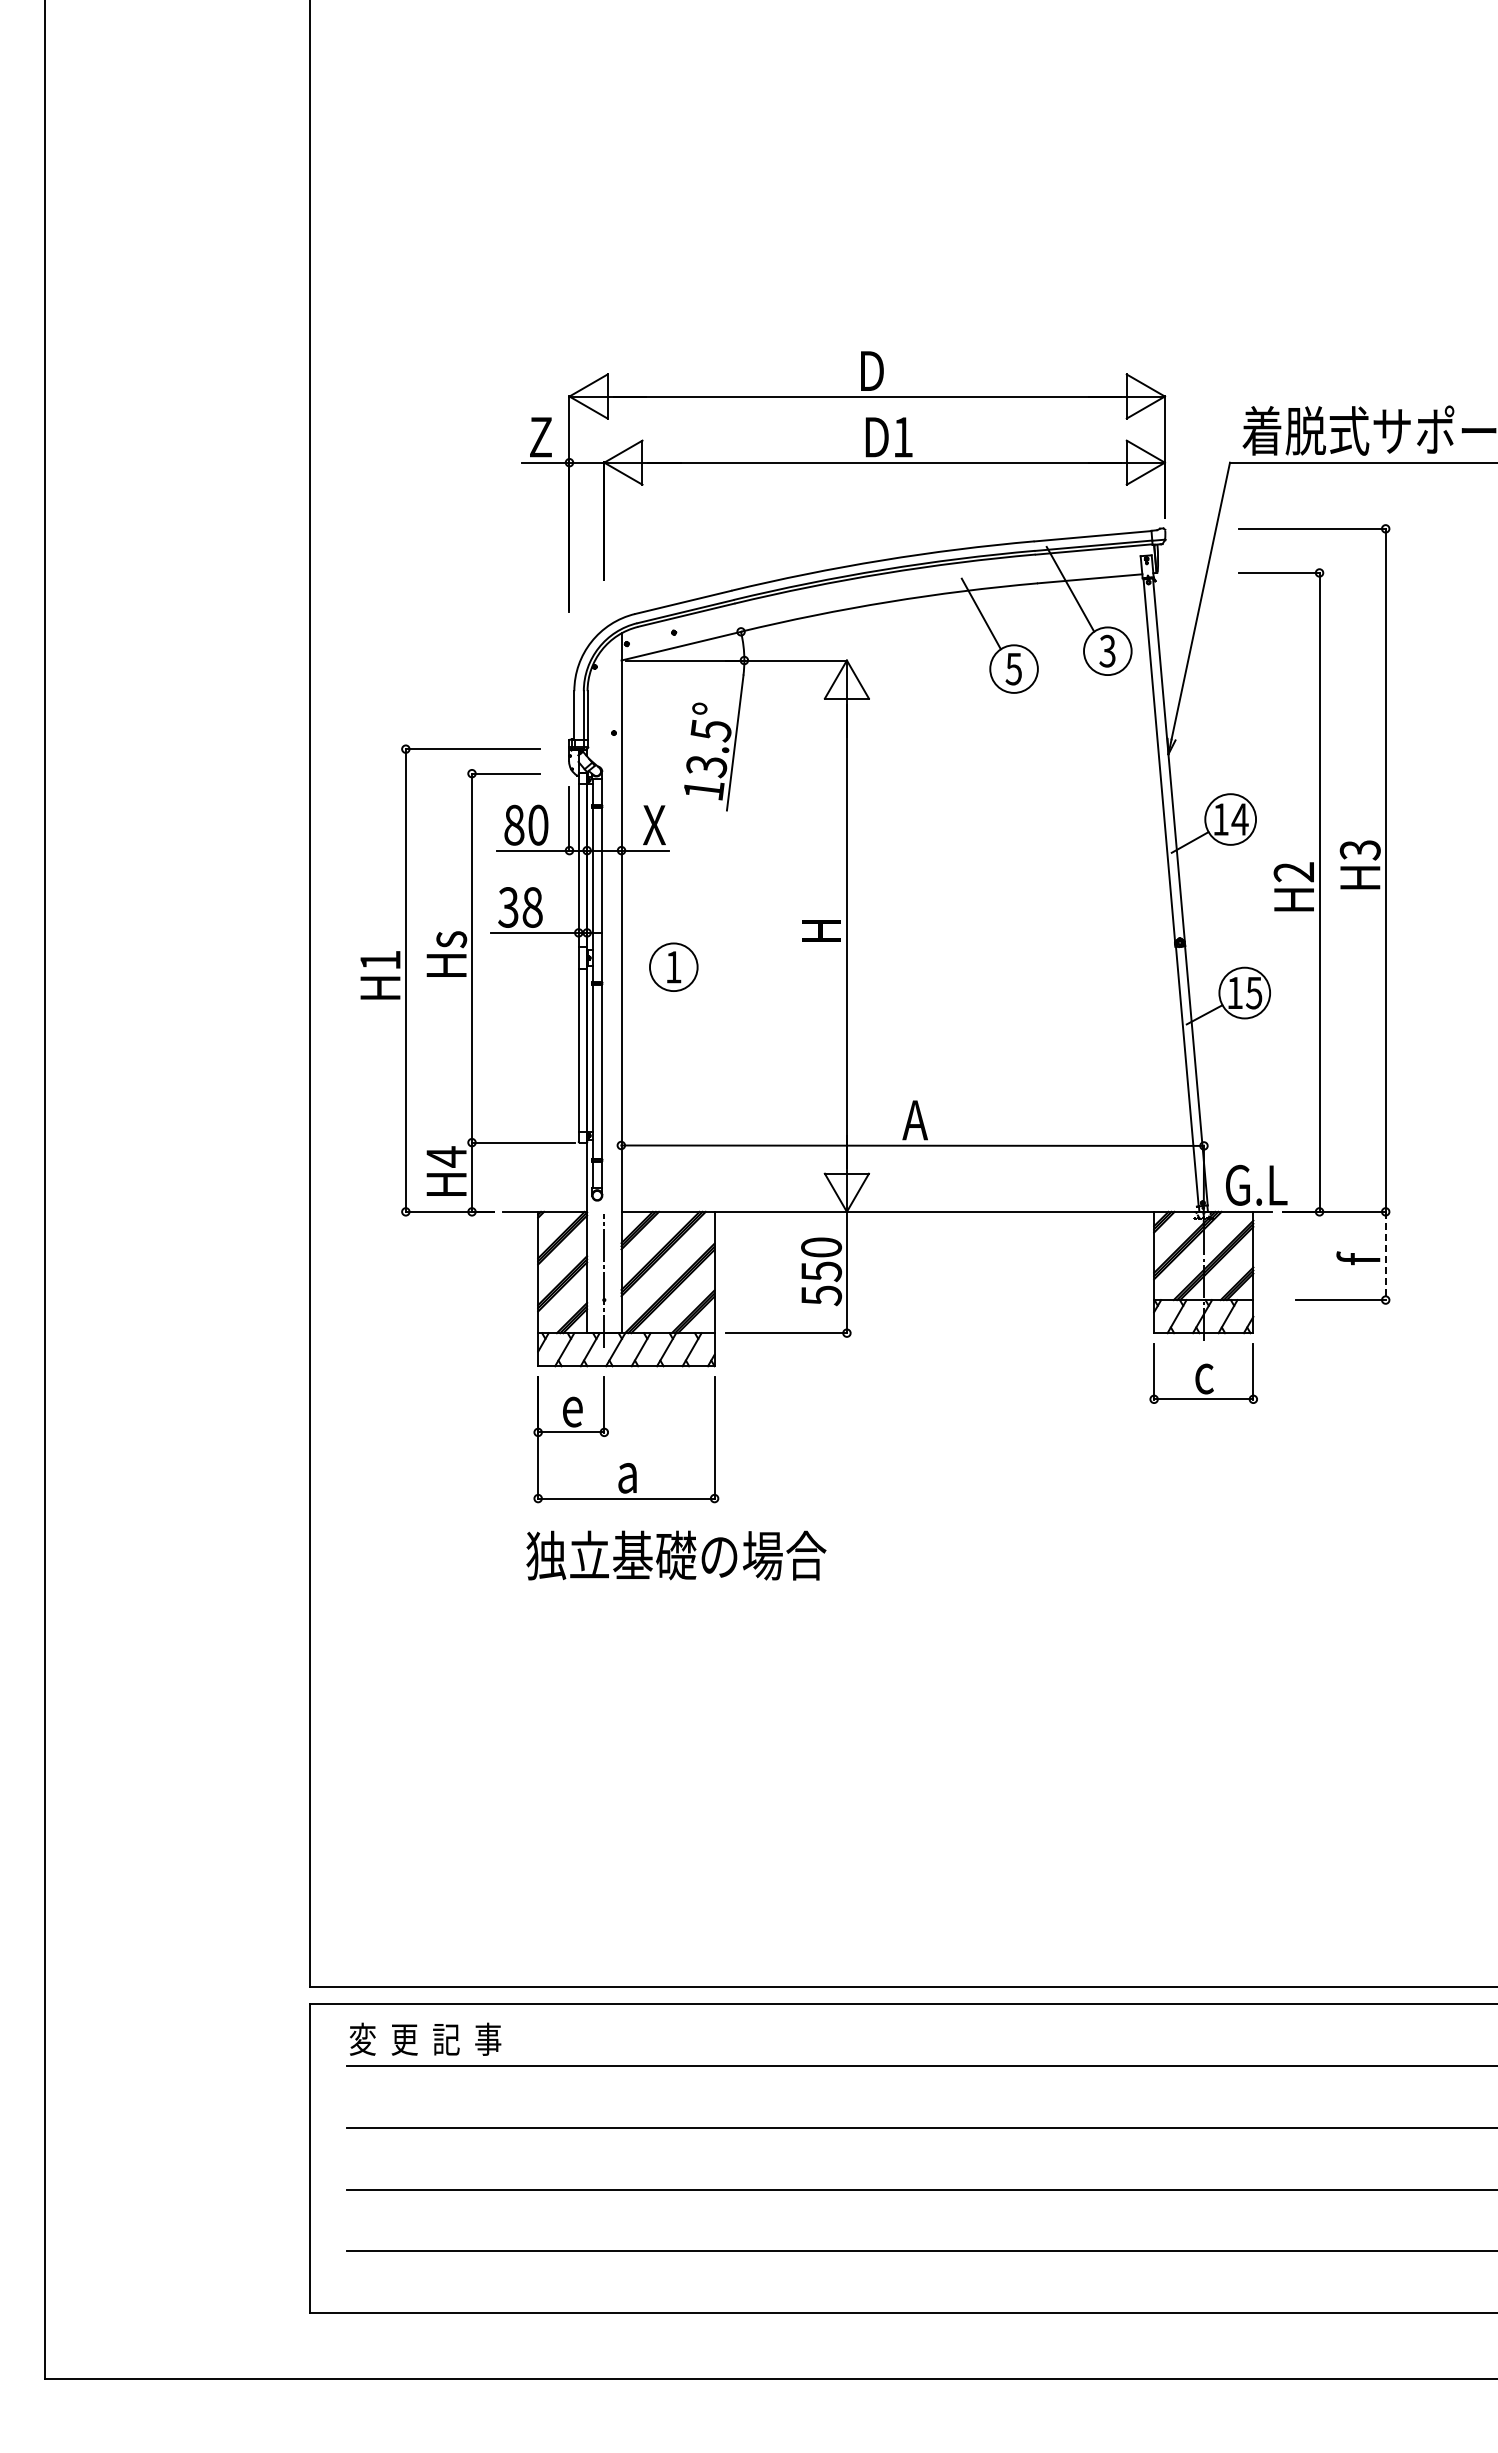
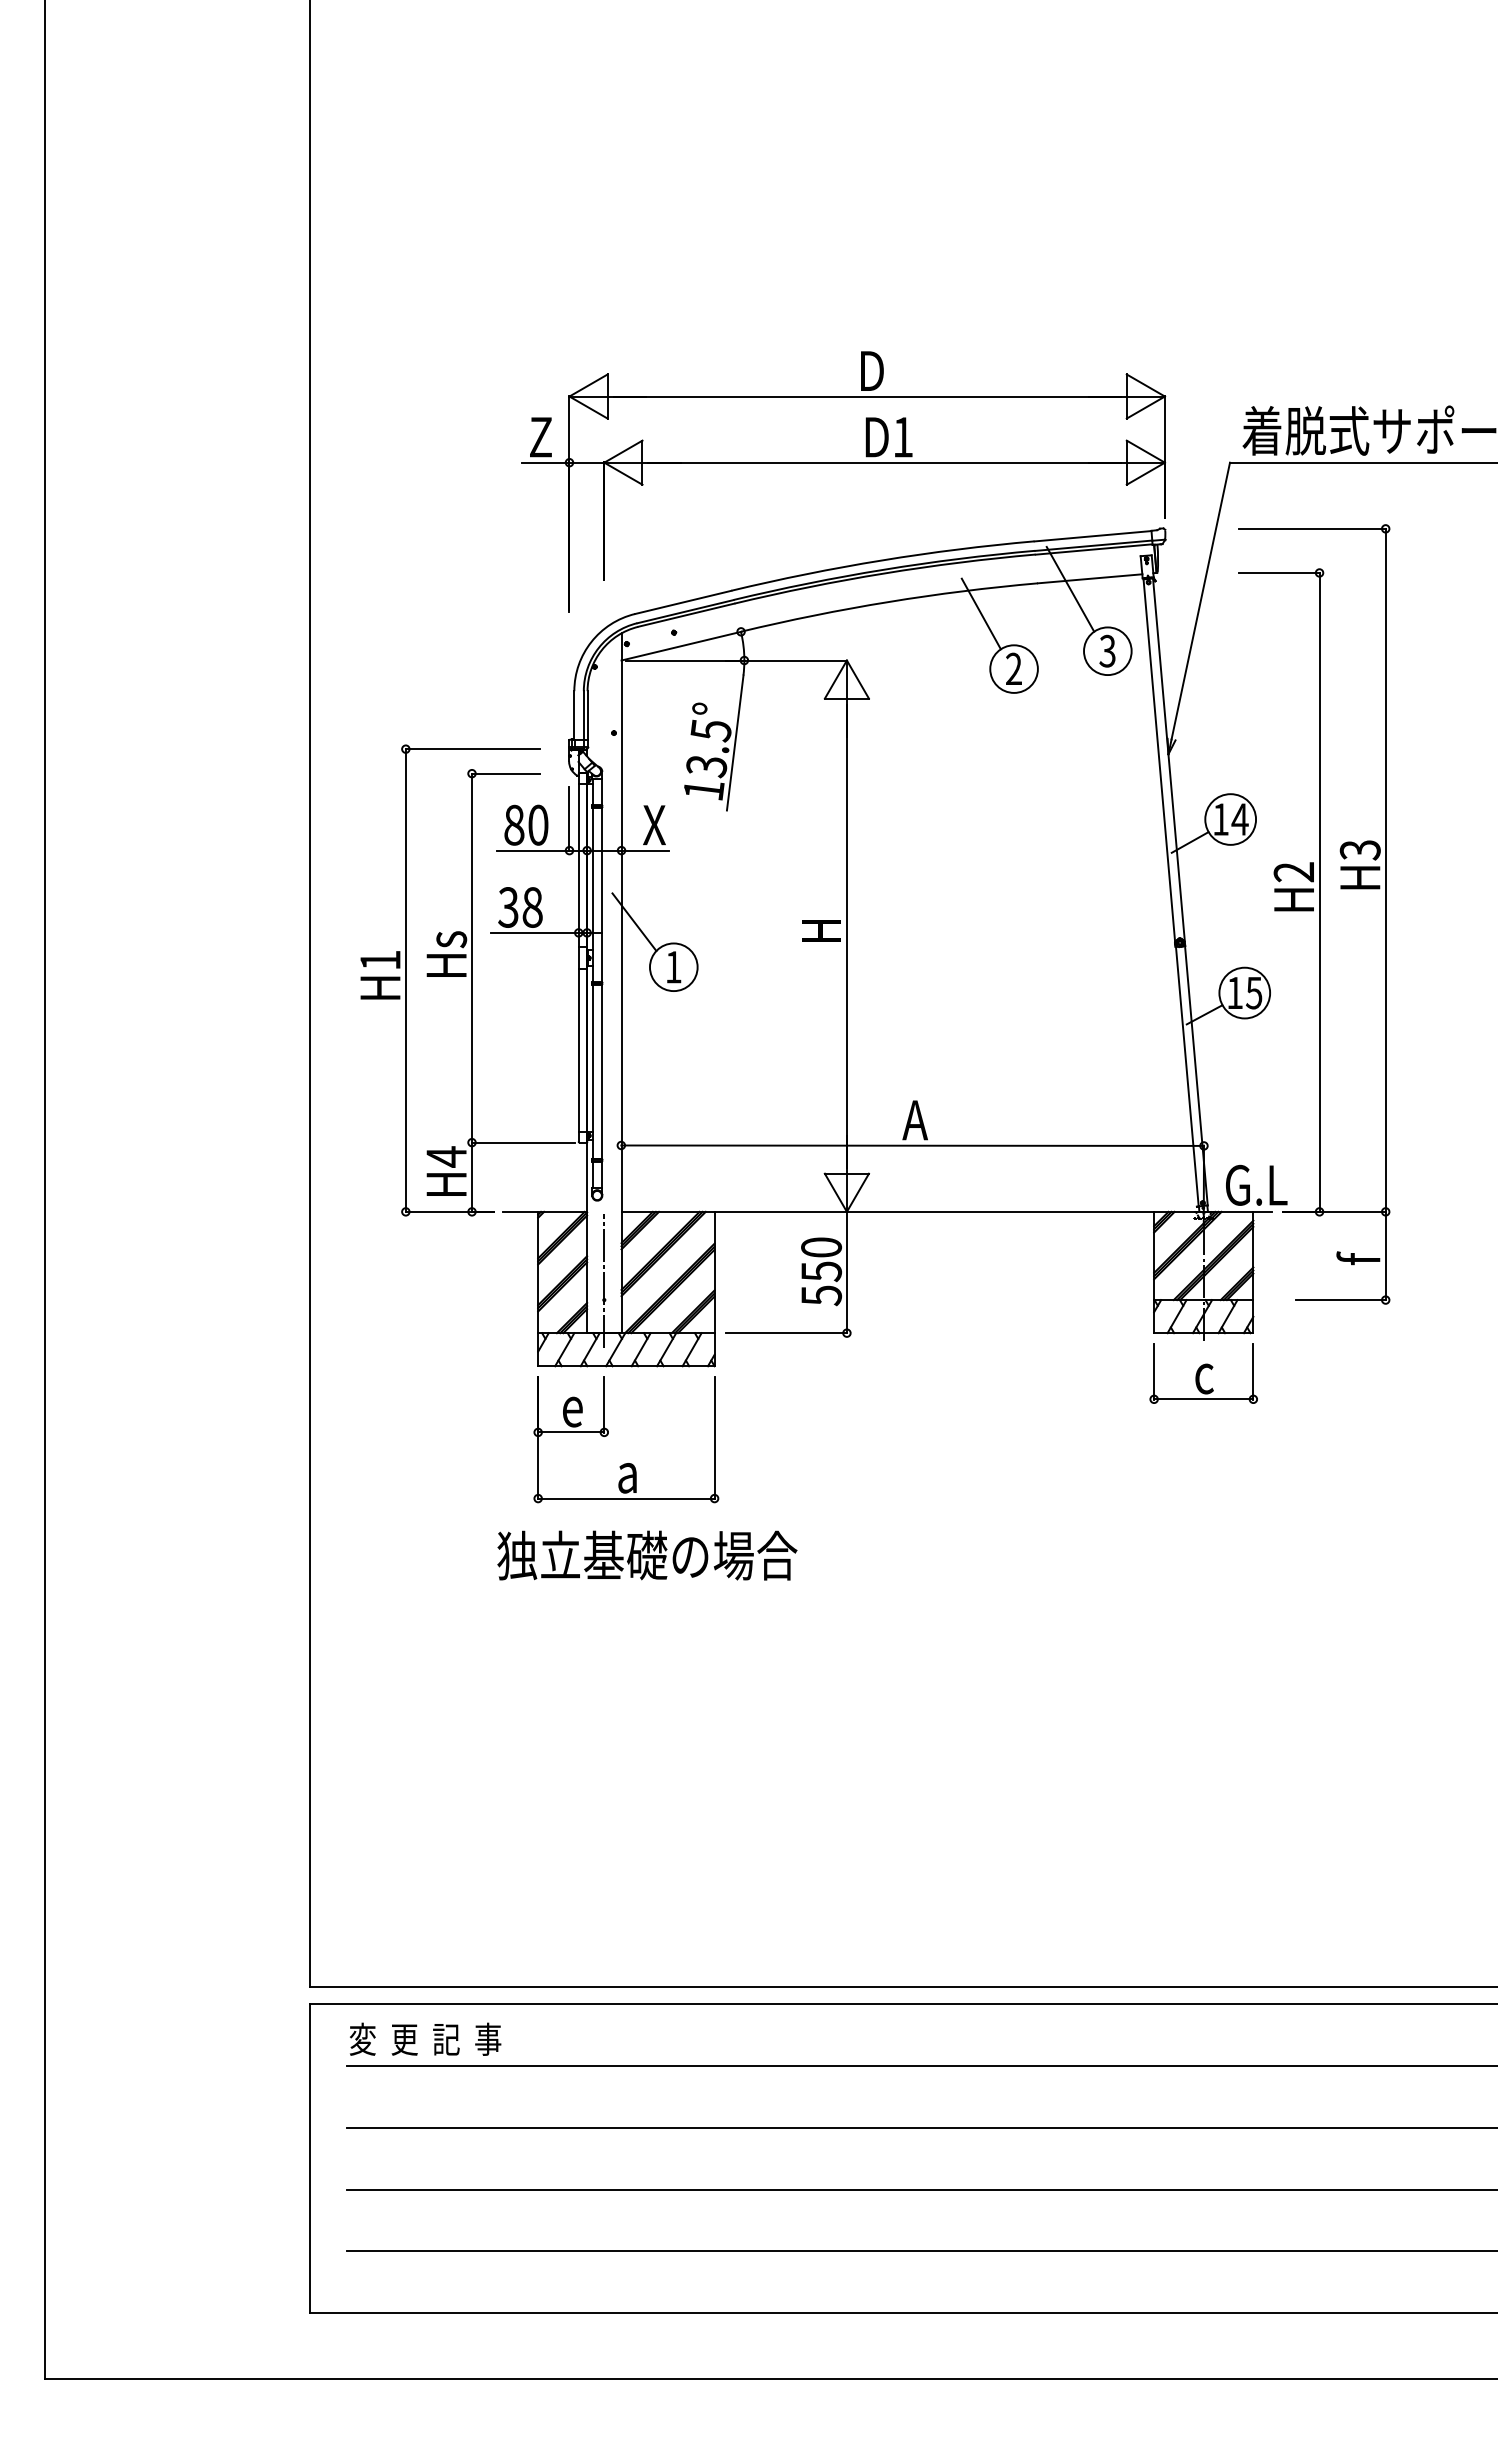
text: 5 -> 2 (1013, 668)
line: none -> present (634, 921)
line: dashed -> solid (1385, 1256)
text position: (676, 1555) -> (647, 1555) (647, 1555)
